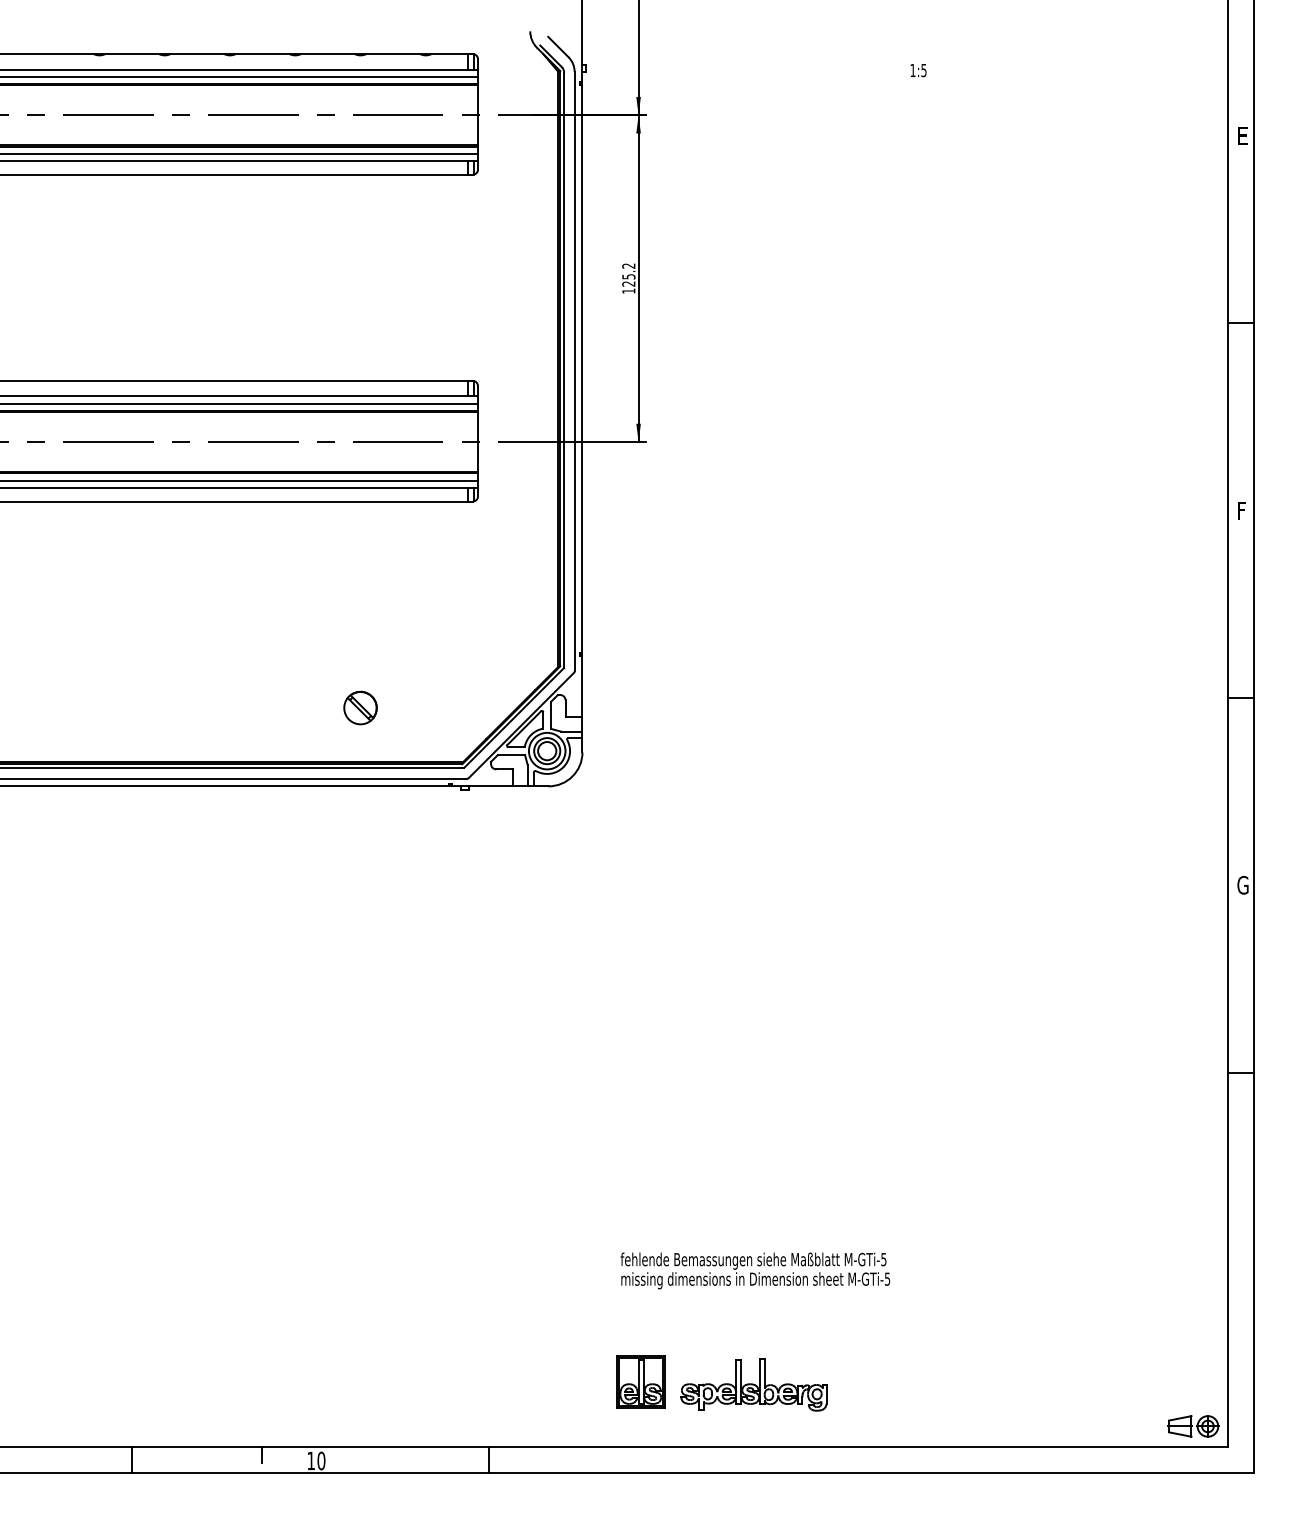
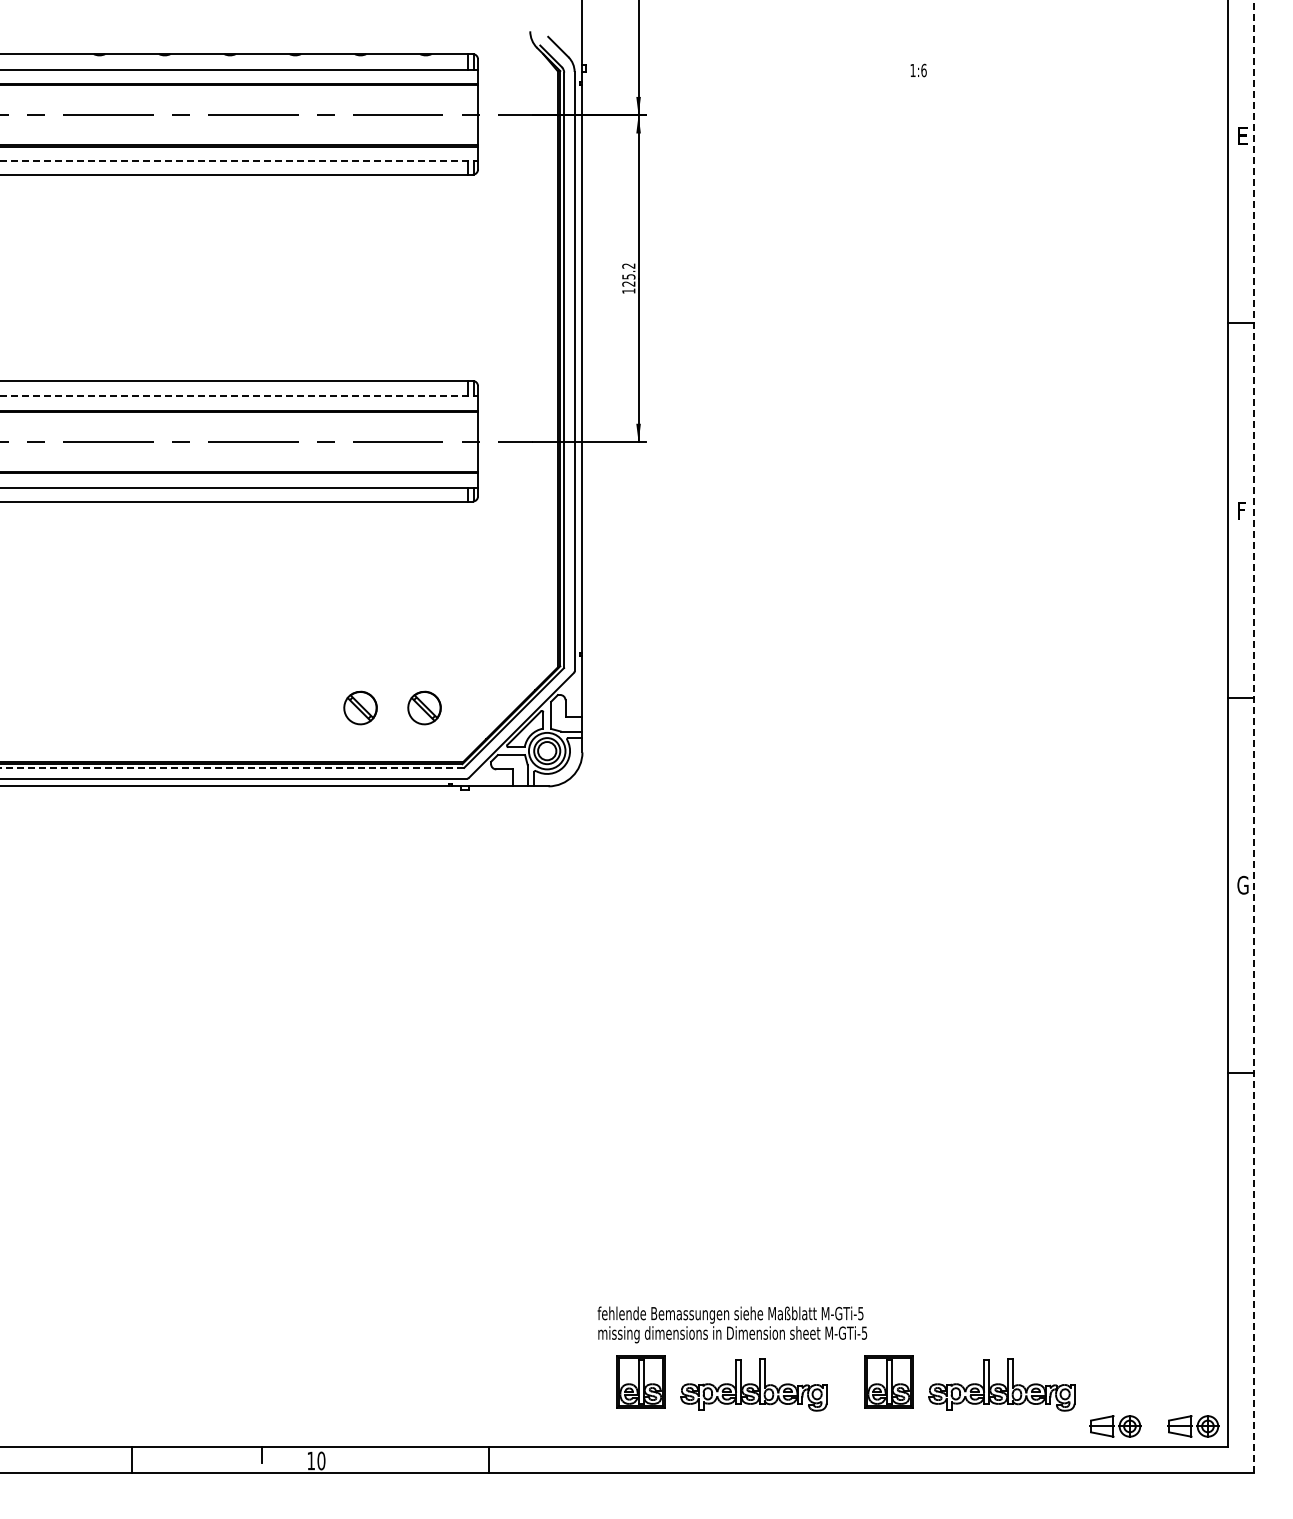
text: 1:5 -> 1:6 (923, 70)
line: present -> none (240, 76)
line: present -> none (240, 153)
line: solid -> dashed (239, 160)
line: solid -> dashed (239, 396)
line: present -> none (240, 403)
line: present -> none (240, 480)
part: none -> present (424, 707)
line: solid -> dashed (1254, 736)
line: solid -> dashed (231, 768)
text position: (755, 1270) -> (732, 1324) (732, 1324)
part: none -> present (969, 1383)
part: none -> present (1115, 1426)
